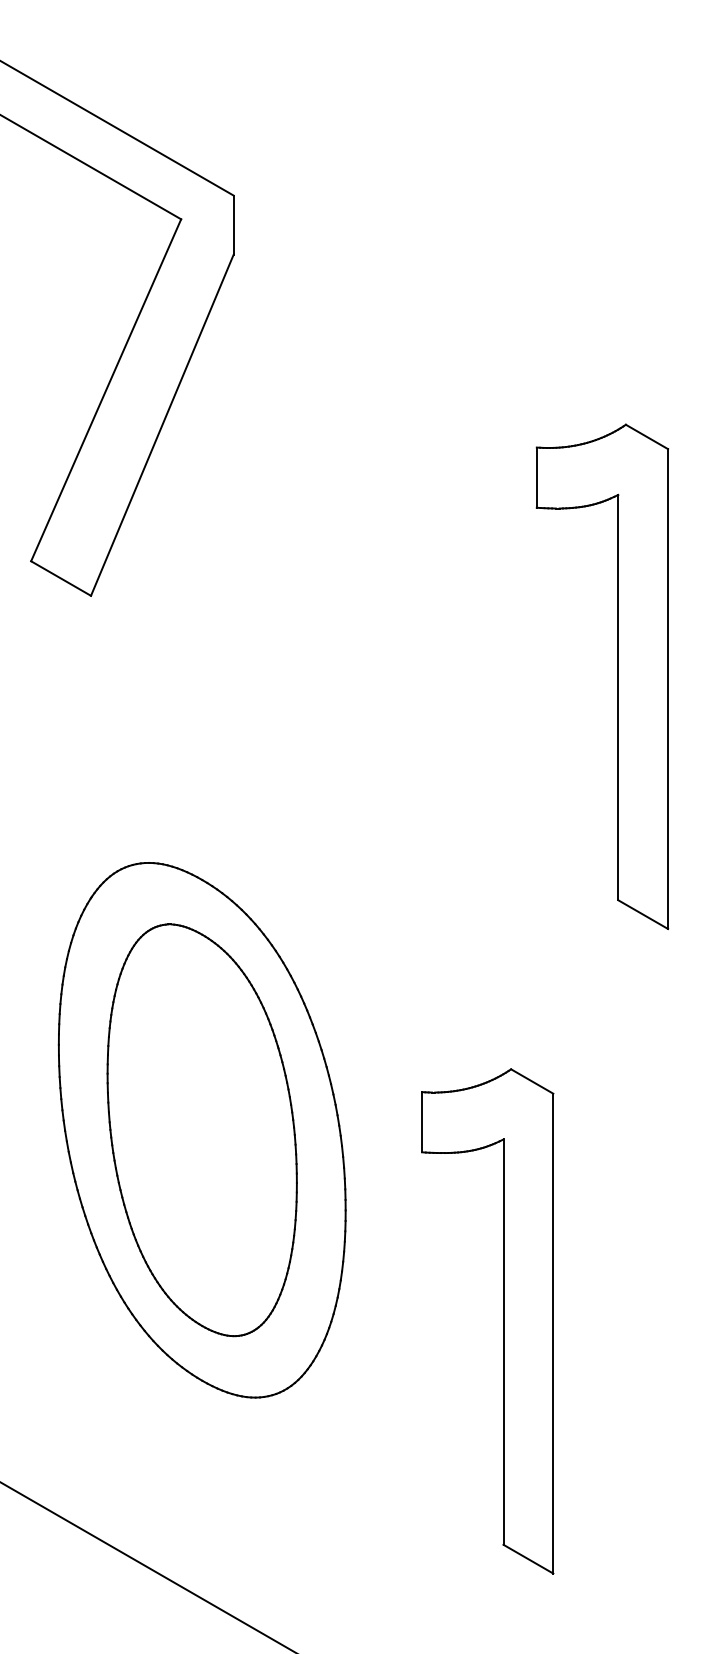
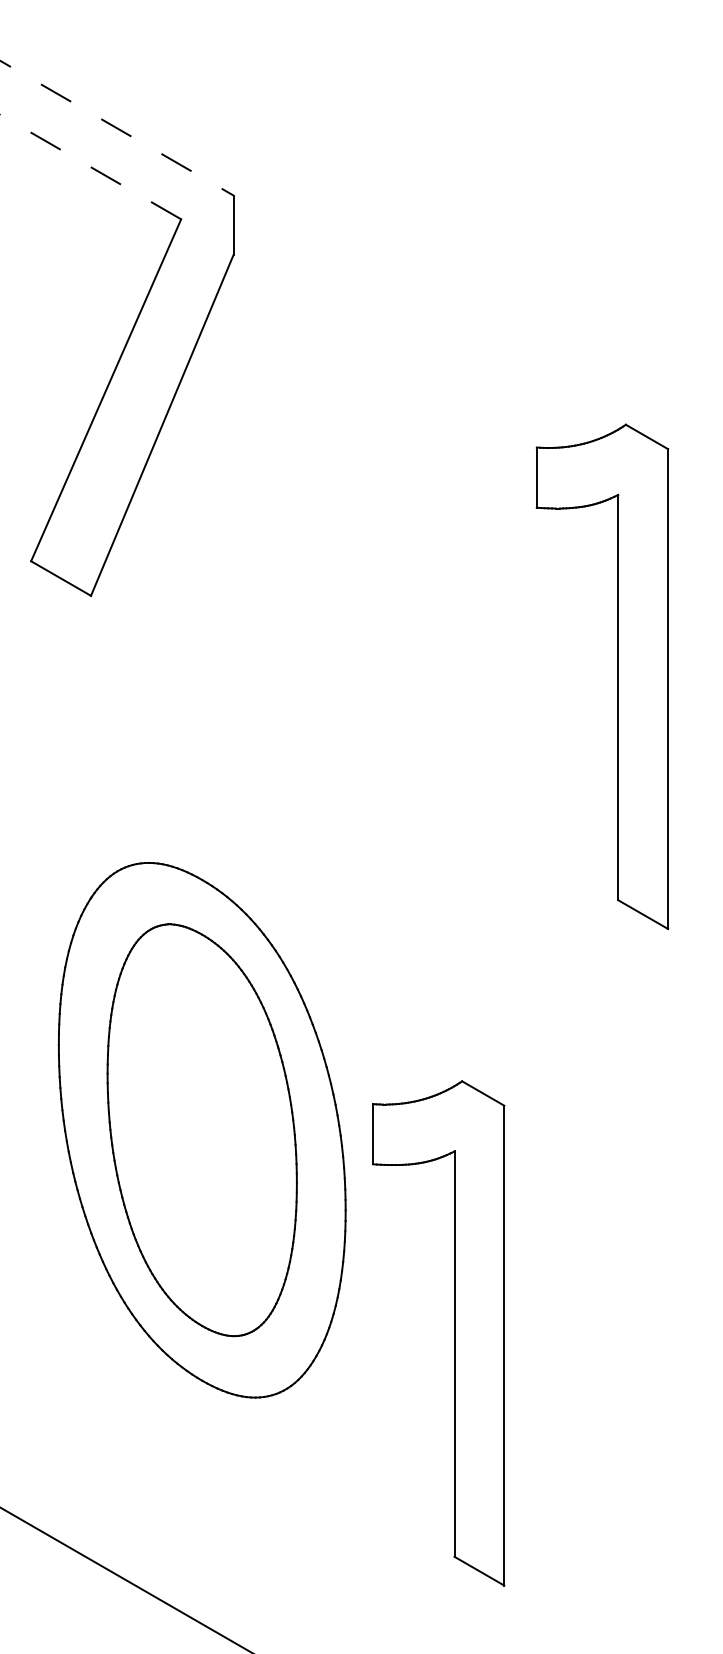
line: solid -> dashed (117, 128)
line: solid -> dashed (90, 166)
part position: (503, 1321) -> (454, 1333) (454, 1333)
line position: (147, 1566) -> (125, 1579) (125, 1579)
